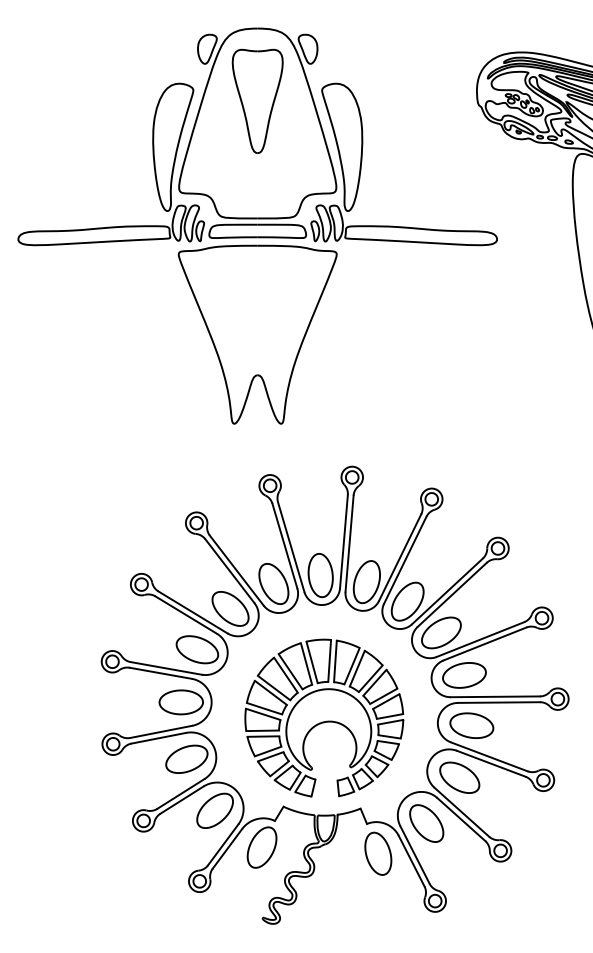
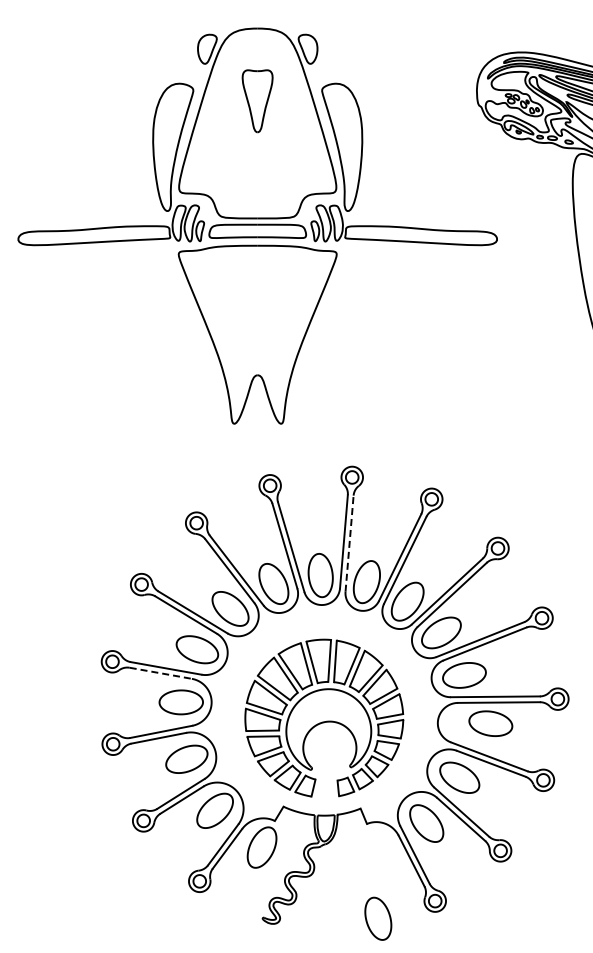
part size: 53x106 px -> 33x65 px (257, 101)
line: solid -> dashed (349, 543)
line: solid -> dashed (160, 673)
part position: (471, 725) -> (490, 723) (490, 723)
part position: (378, 853) -> (378, 918) (378, 918)
